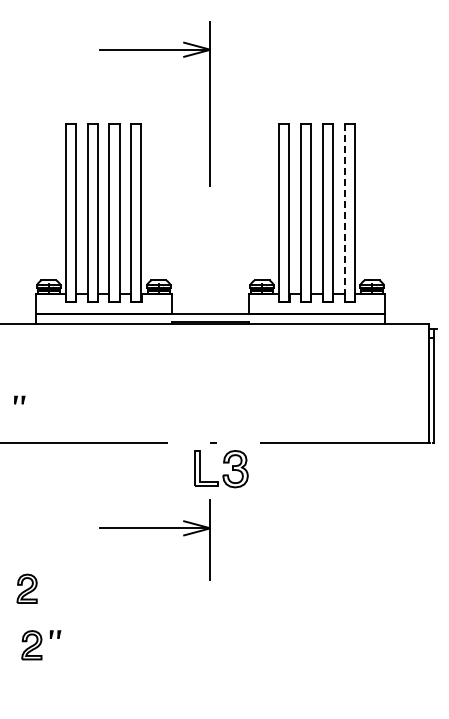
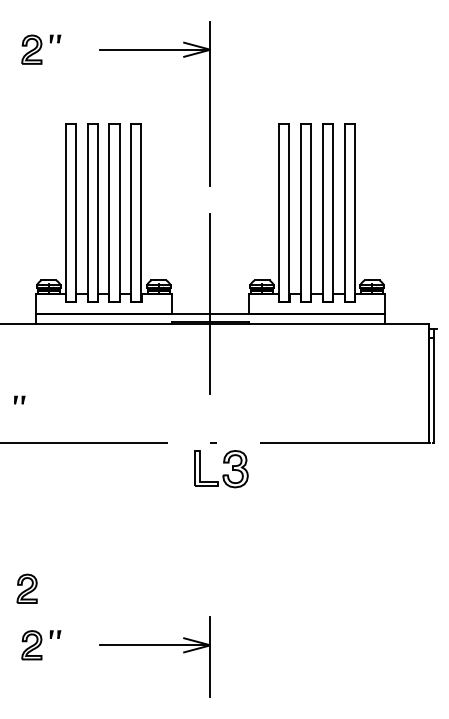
part: none -> present (41, 49)
line: dashed -> solid (344, 213)
line: none -> present (210, 303)
part position: (154, 528) -> (154, 645) (154, 645)
